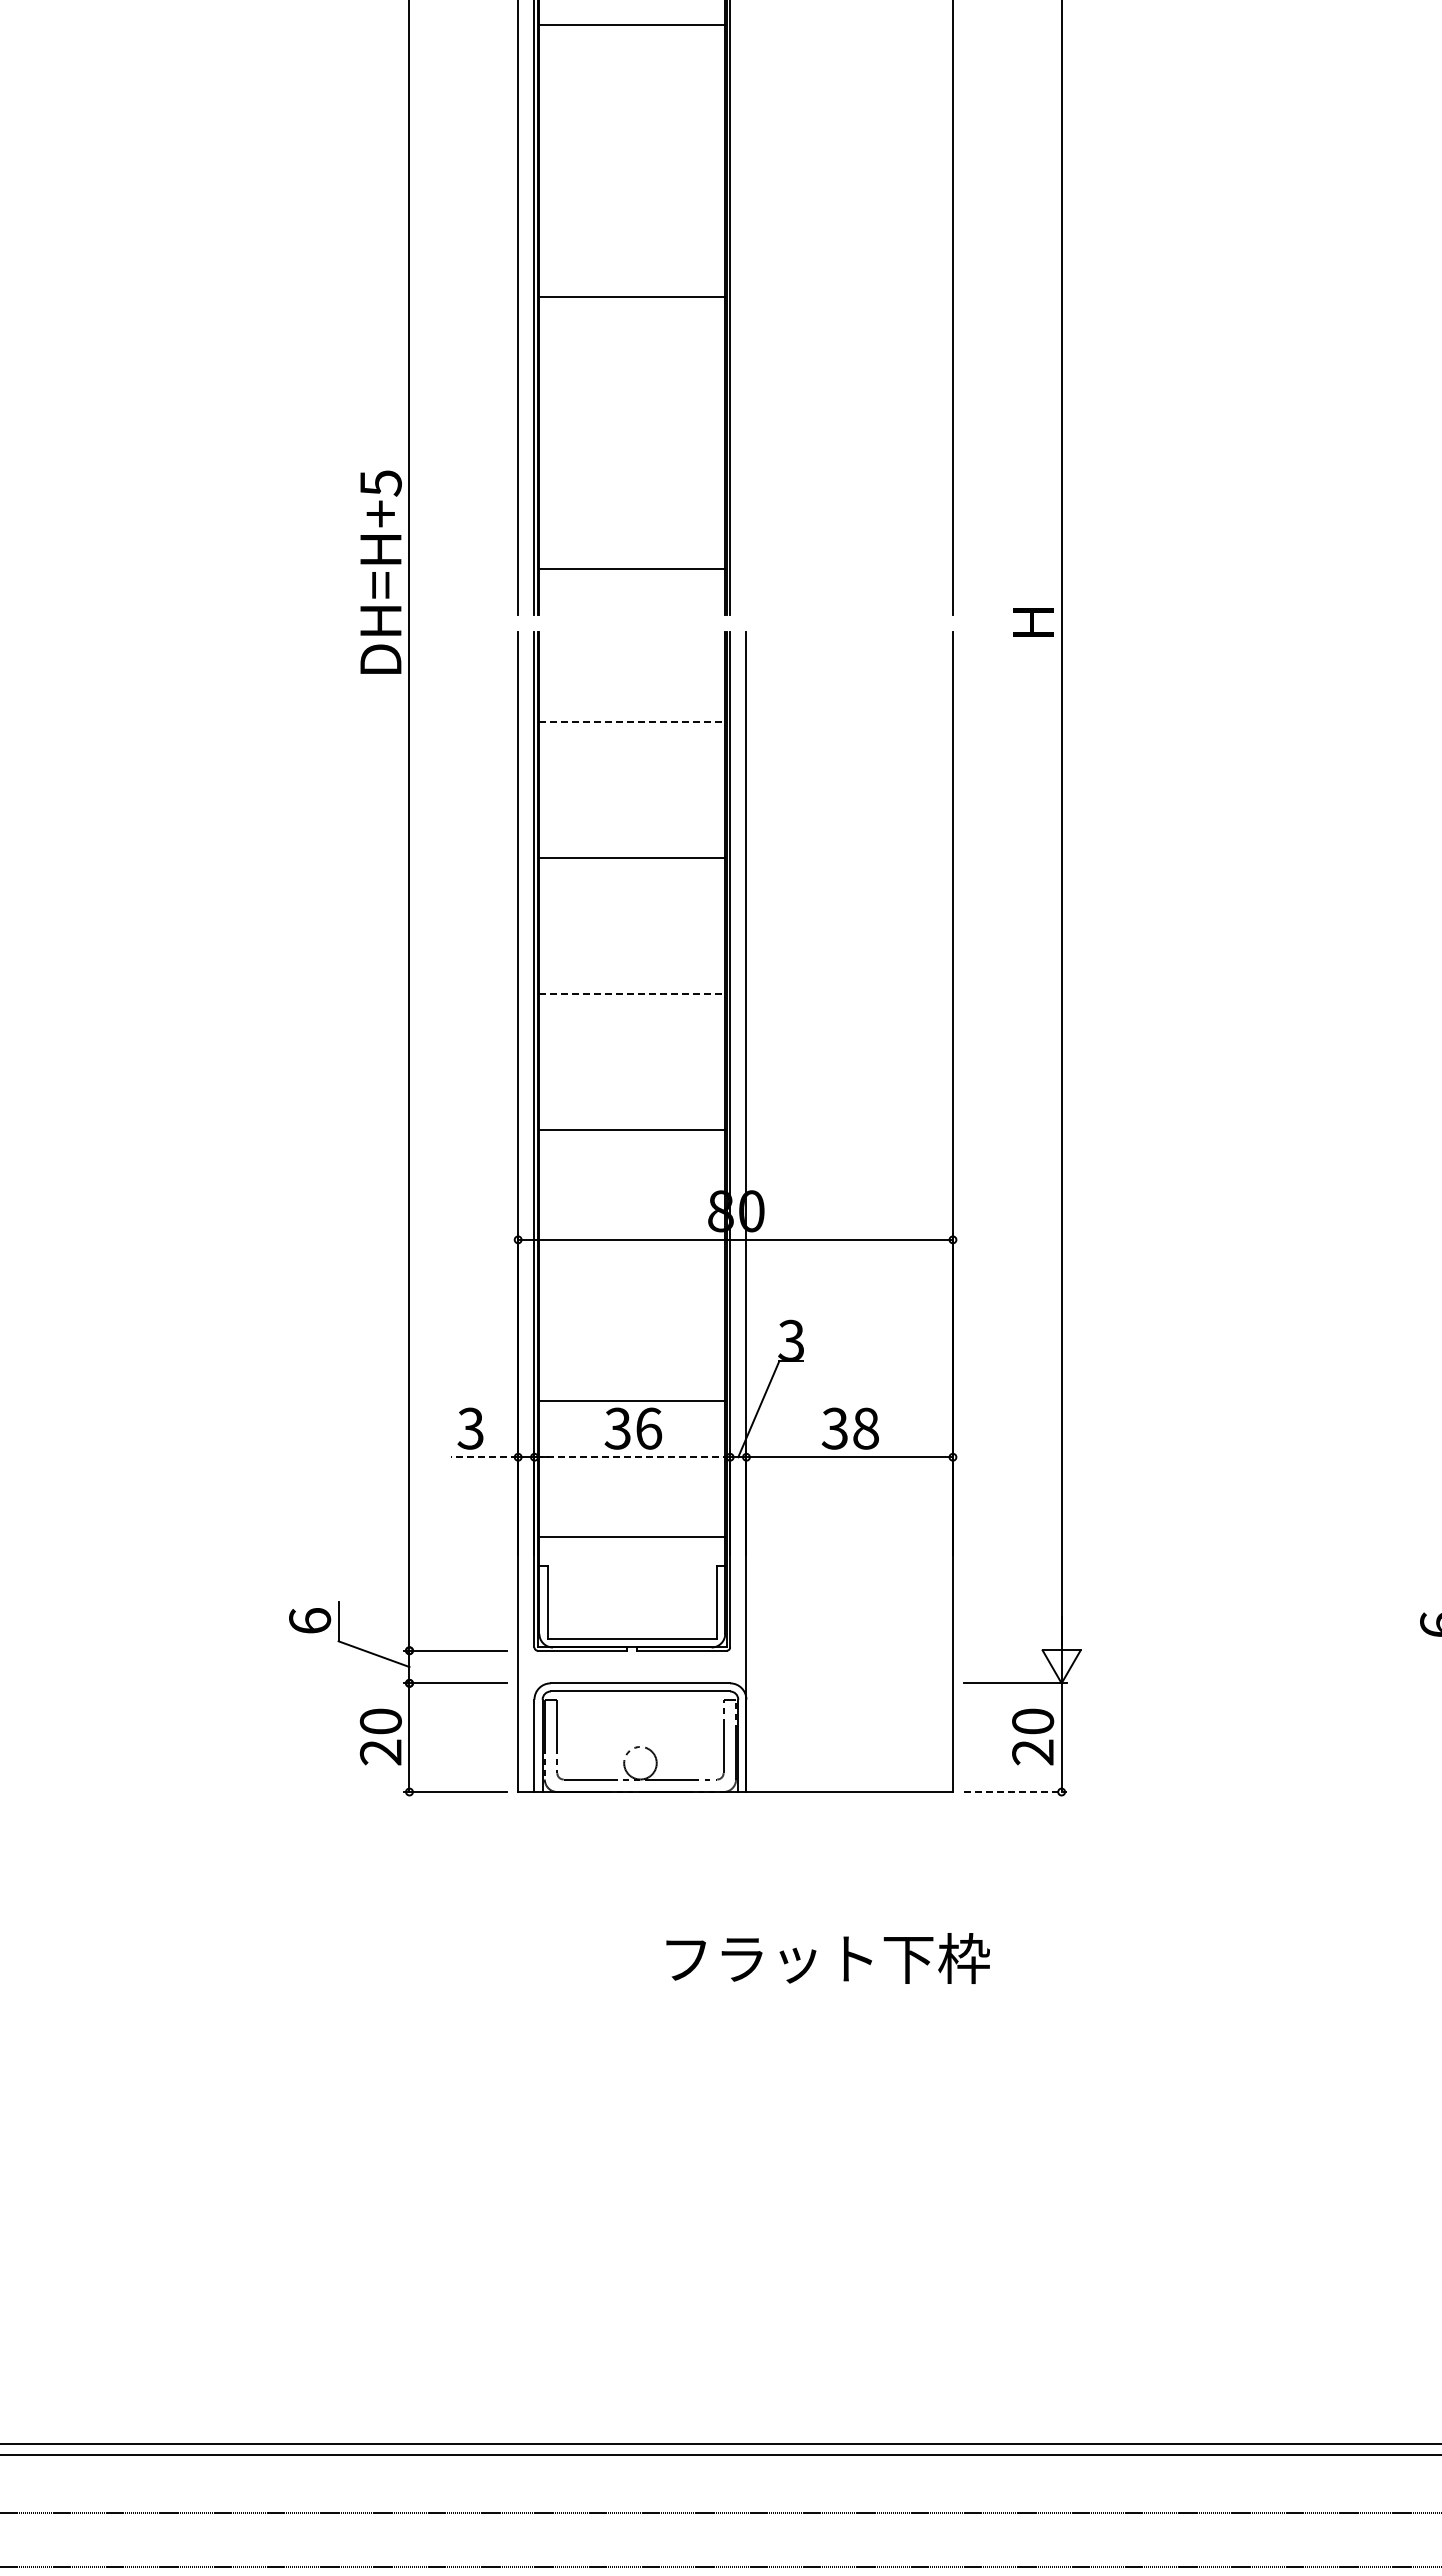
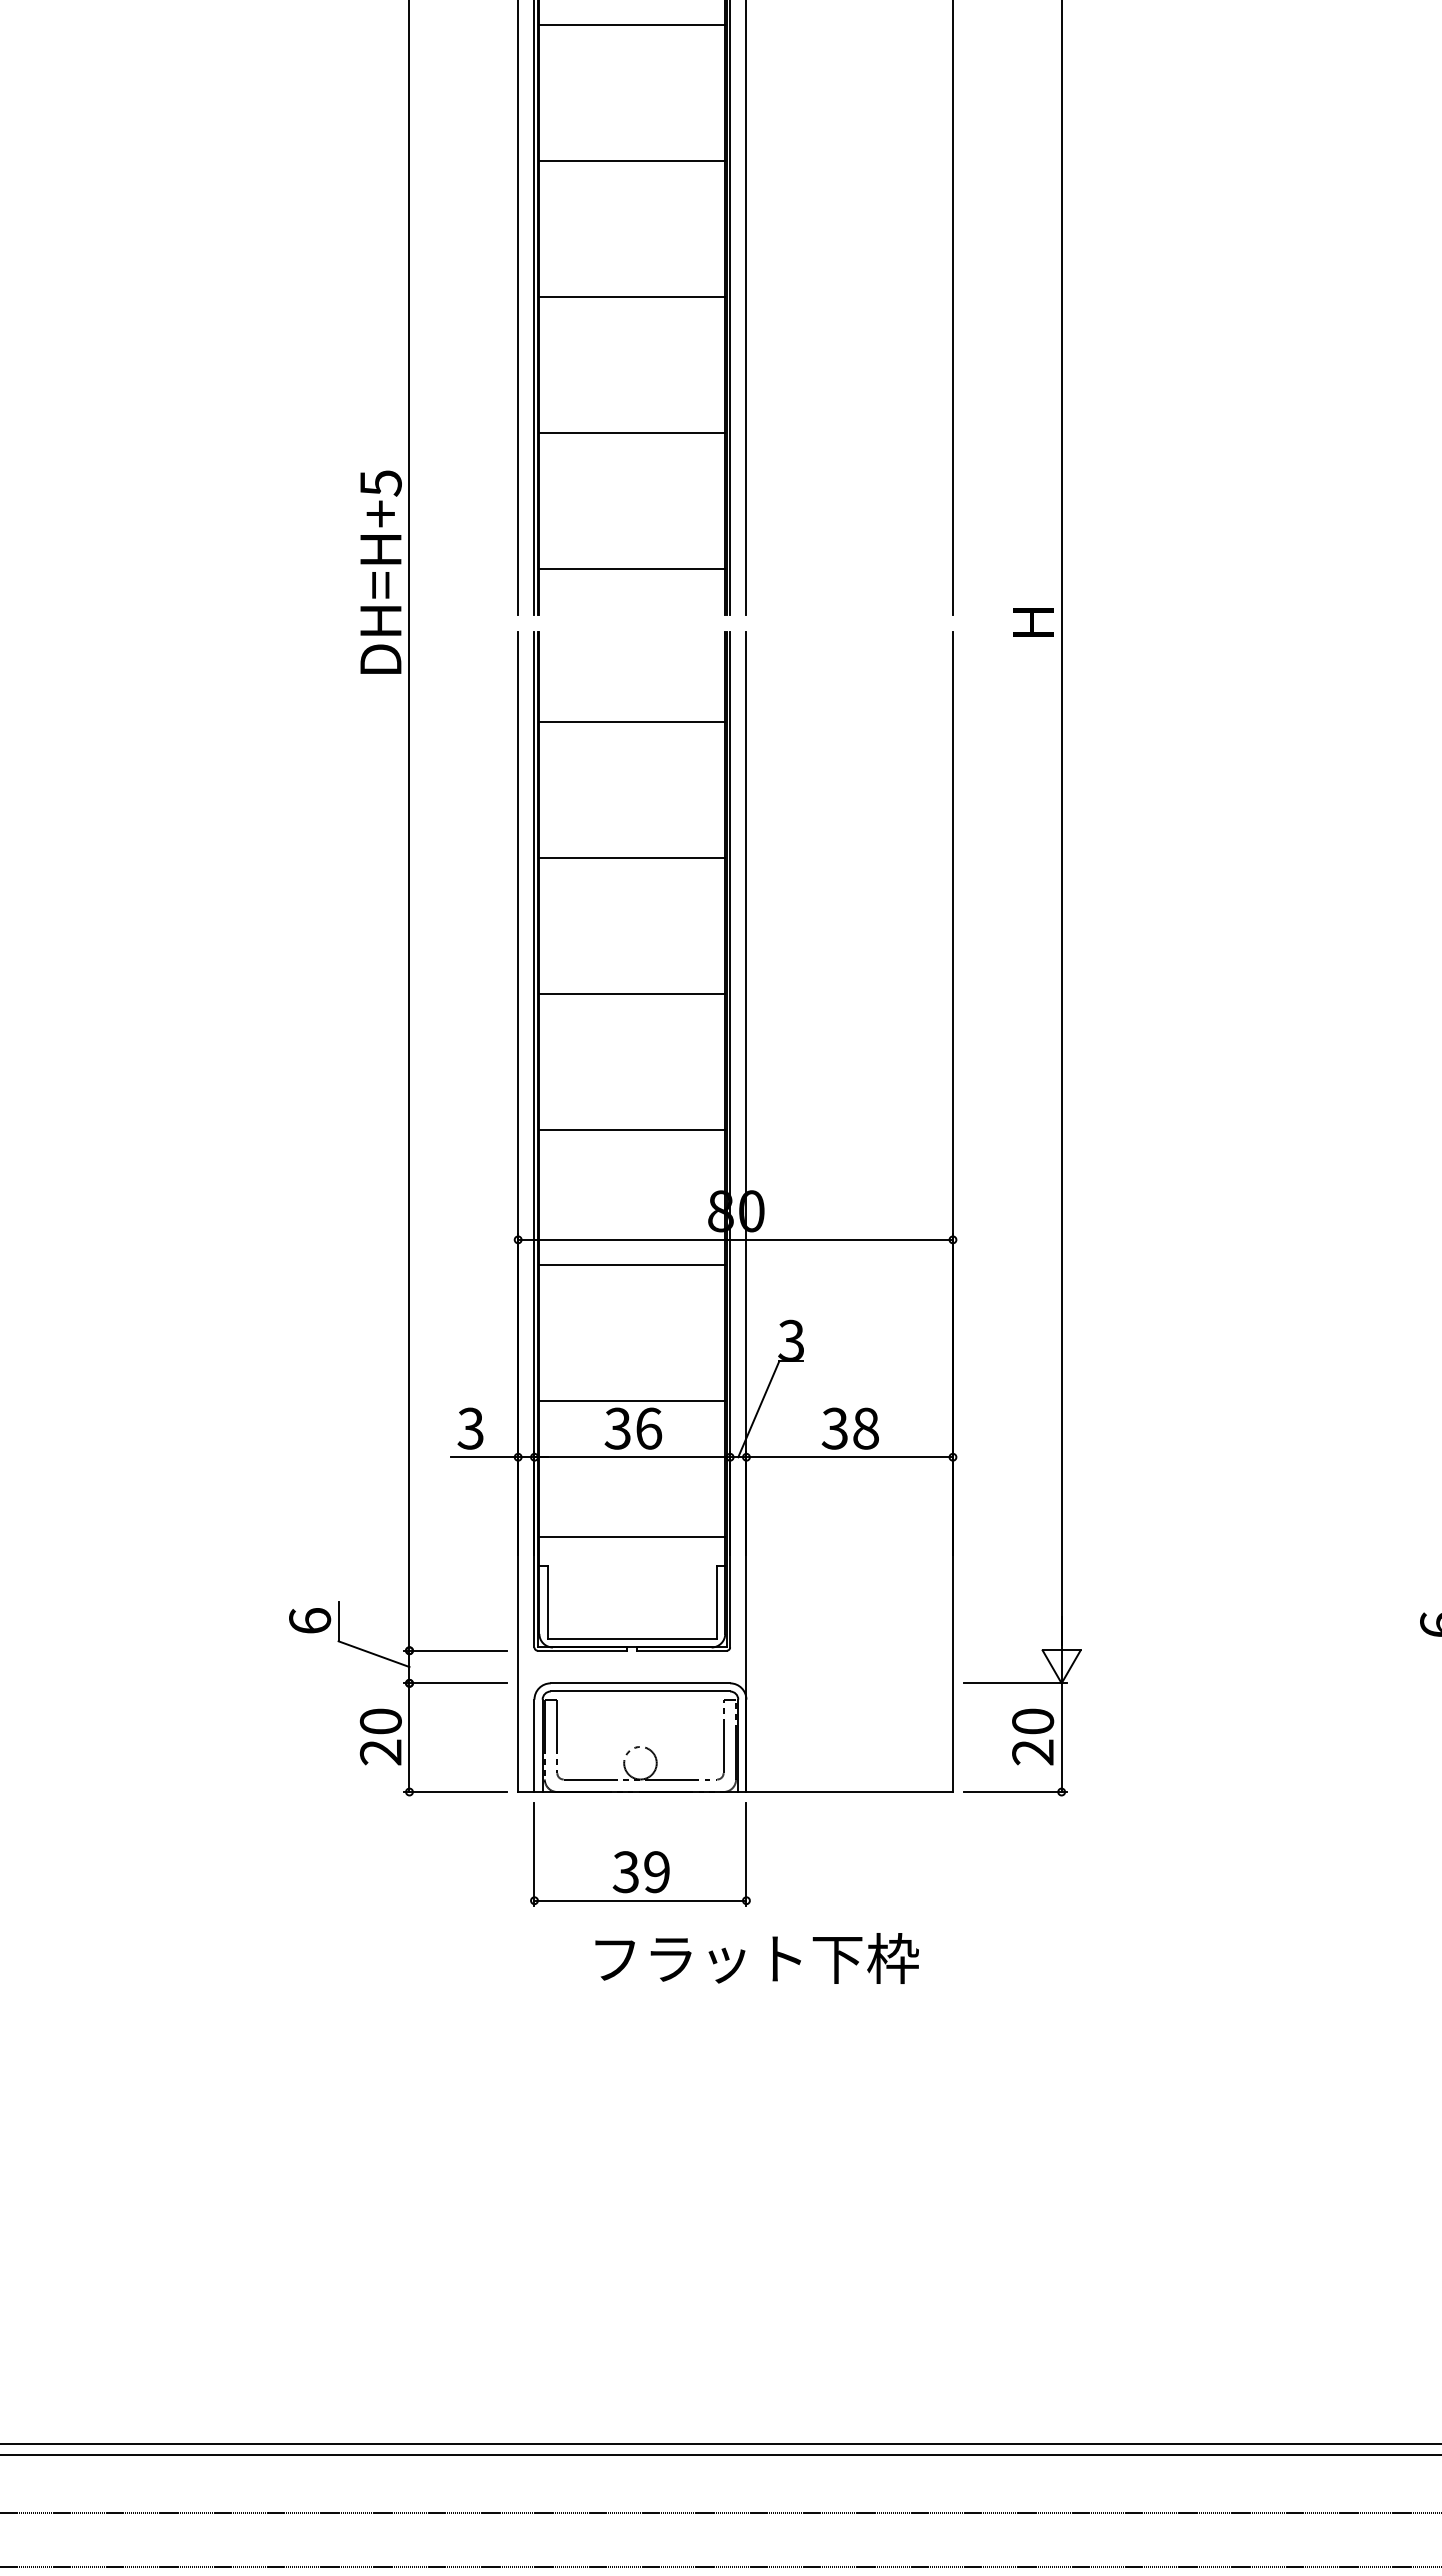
line: none -> present (632, 161)
line: none -> present (746, 308)
line: none -> present (632, 432)
line: dashed -> solid (632, 721)
line: dashed -> solid (632, 993)
line: none -> present (632, 1265)
line: dashed -> solid (484, 1457)
line: dashed -> solid (632, 1457)
line: dashed -> solid (1015, 1792)
part: none -> present (640, 1854)
text position: (827, 1958) -> (756, 1958) (756, 1958)
